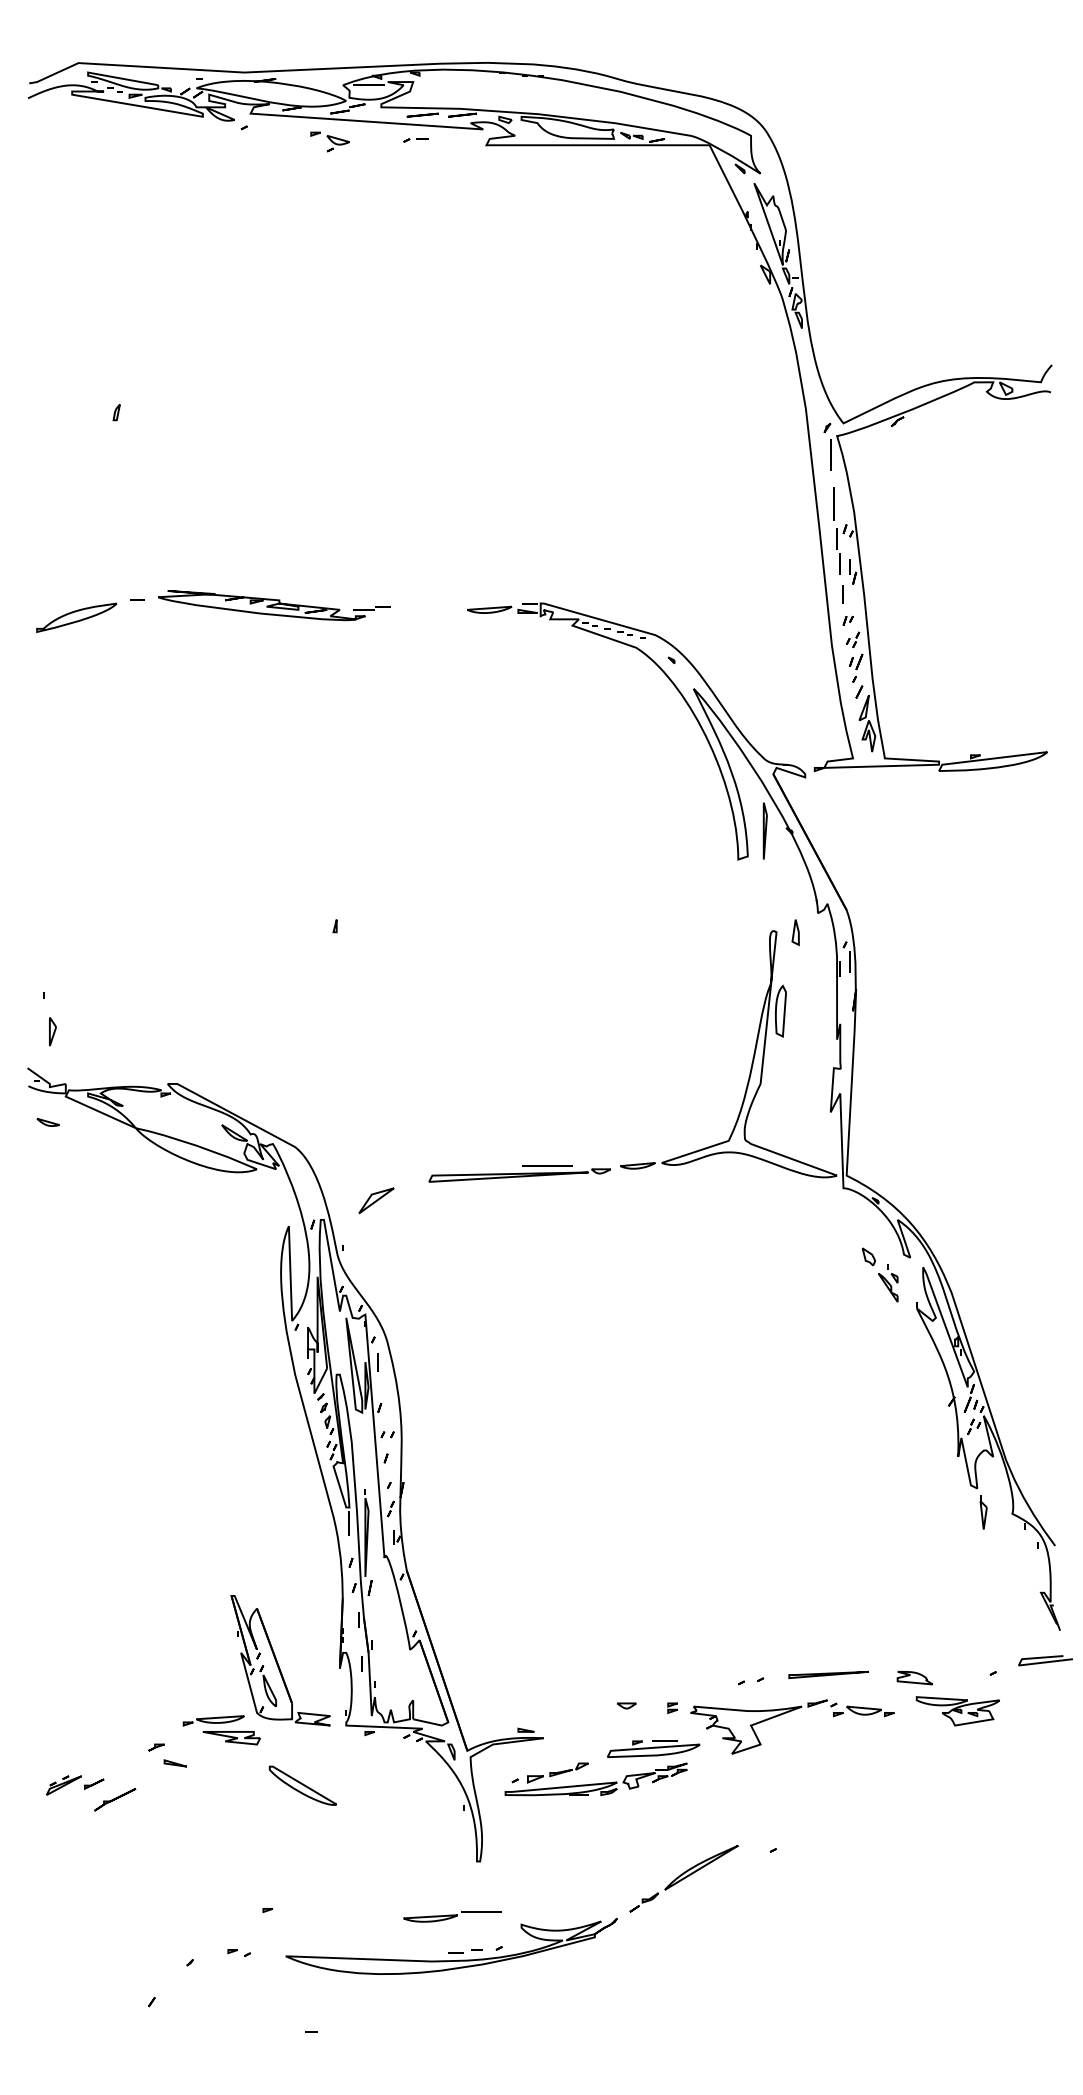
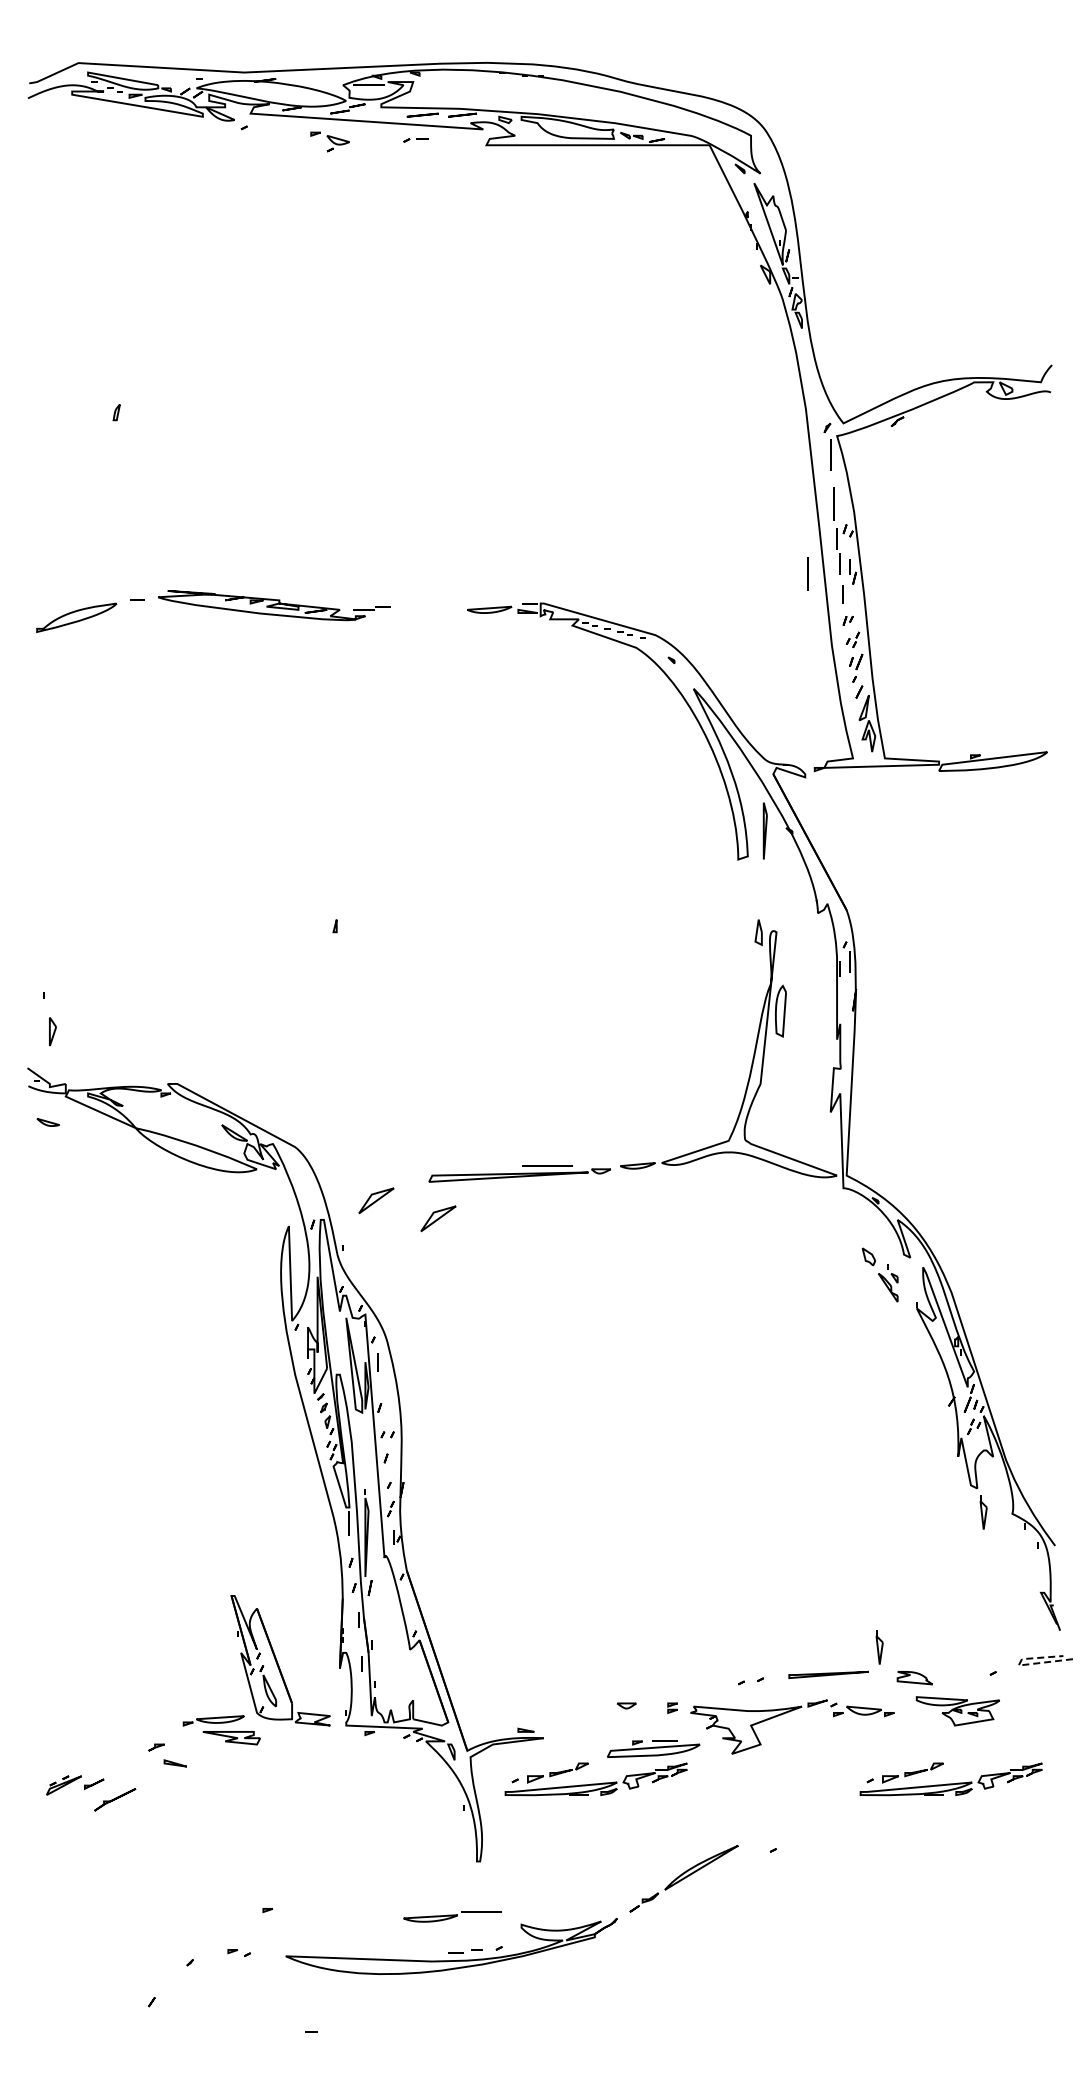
line: none -> present (807, 573)
part position: (795, 932) -> (758, 932) (758, 932)
part: none -> present (438, 1218)
part: none -> present (879, 1647)
line: solid -> dashed (1019, 1665)
part: none -> present (950, 1779)
part: present -> none (302, 1785)
